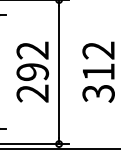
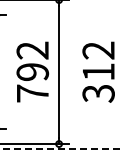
text: 292 -> 792 (32, 93)
line: solid -> dashed (60, 148)
